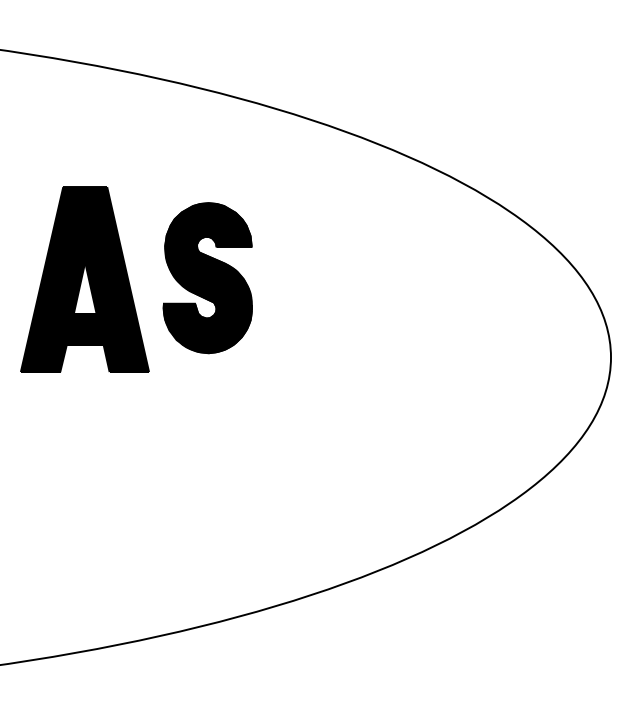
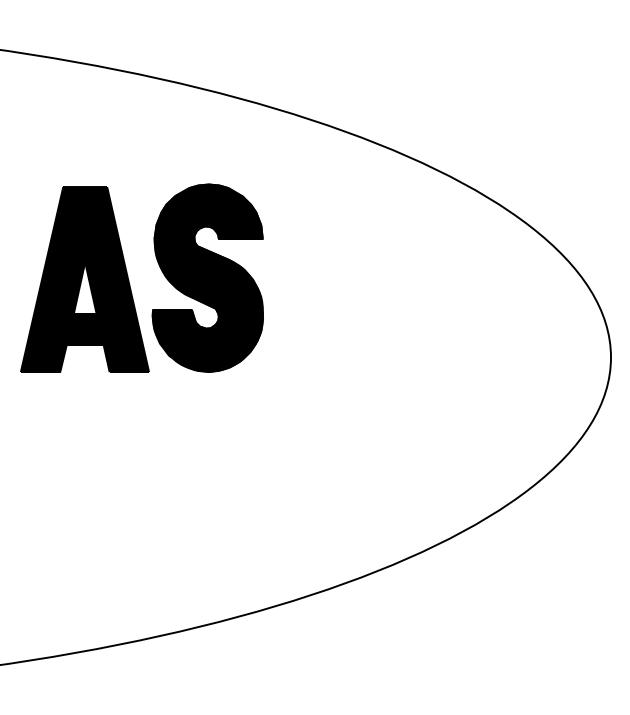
part size: 91x153 px -> 113x190 px (207, 277)
